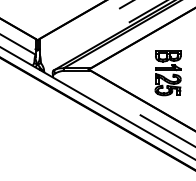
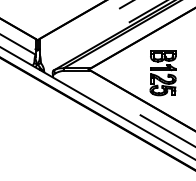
part position: (167, 73) -> (162, 73) (162, 73)
